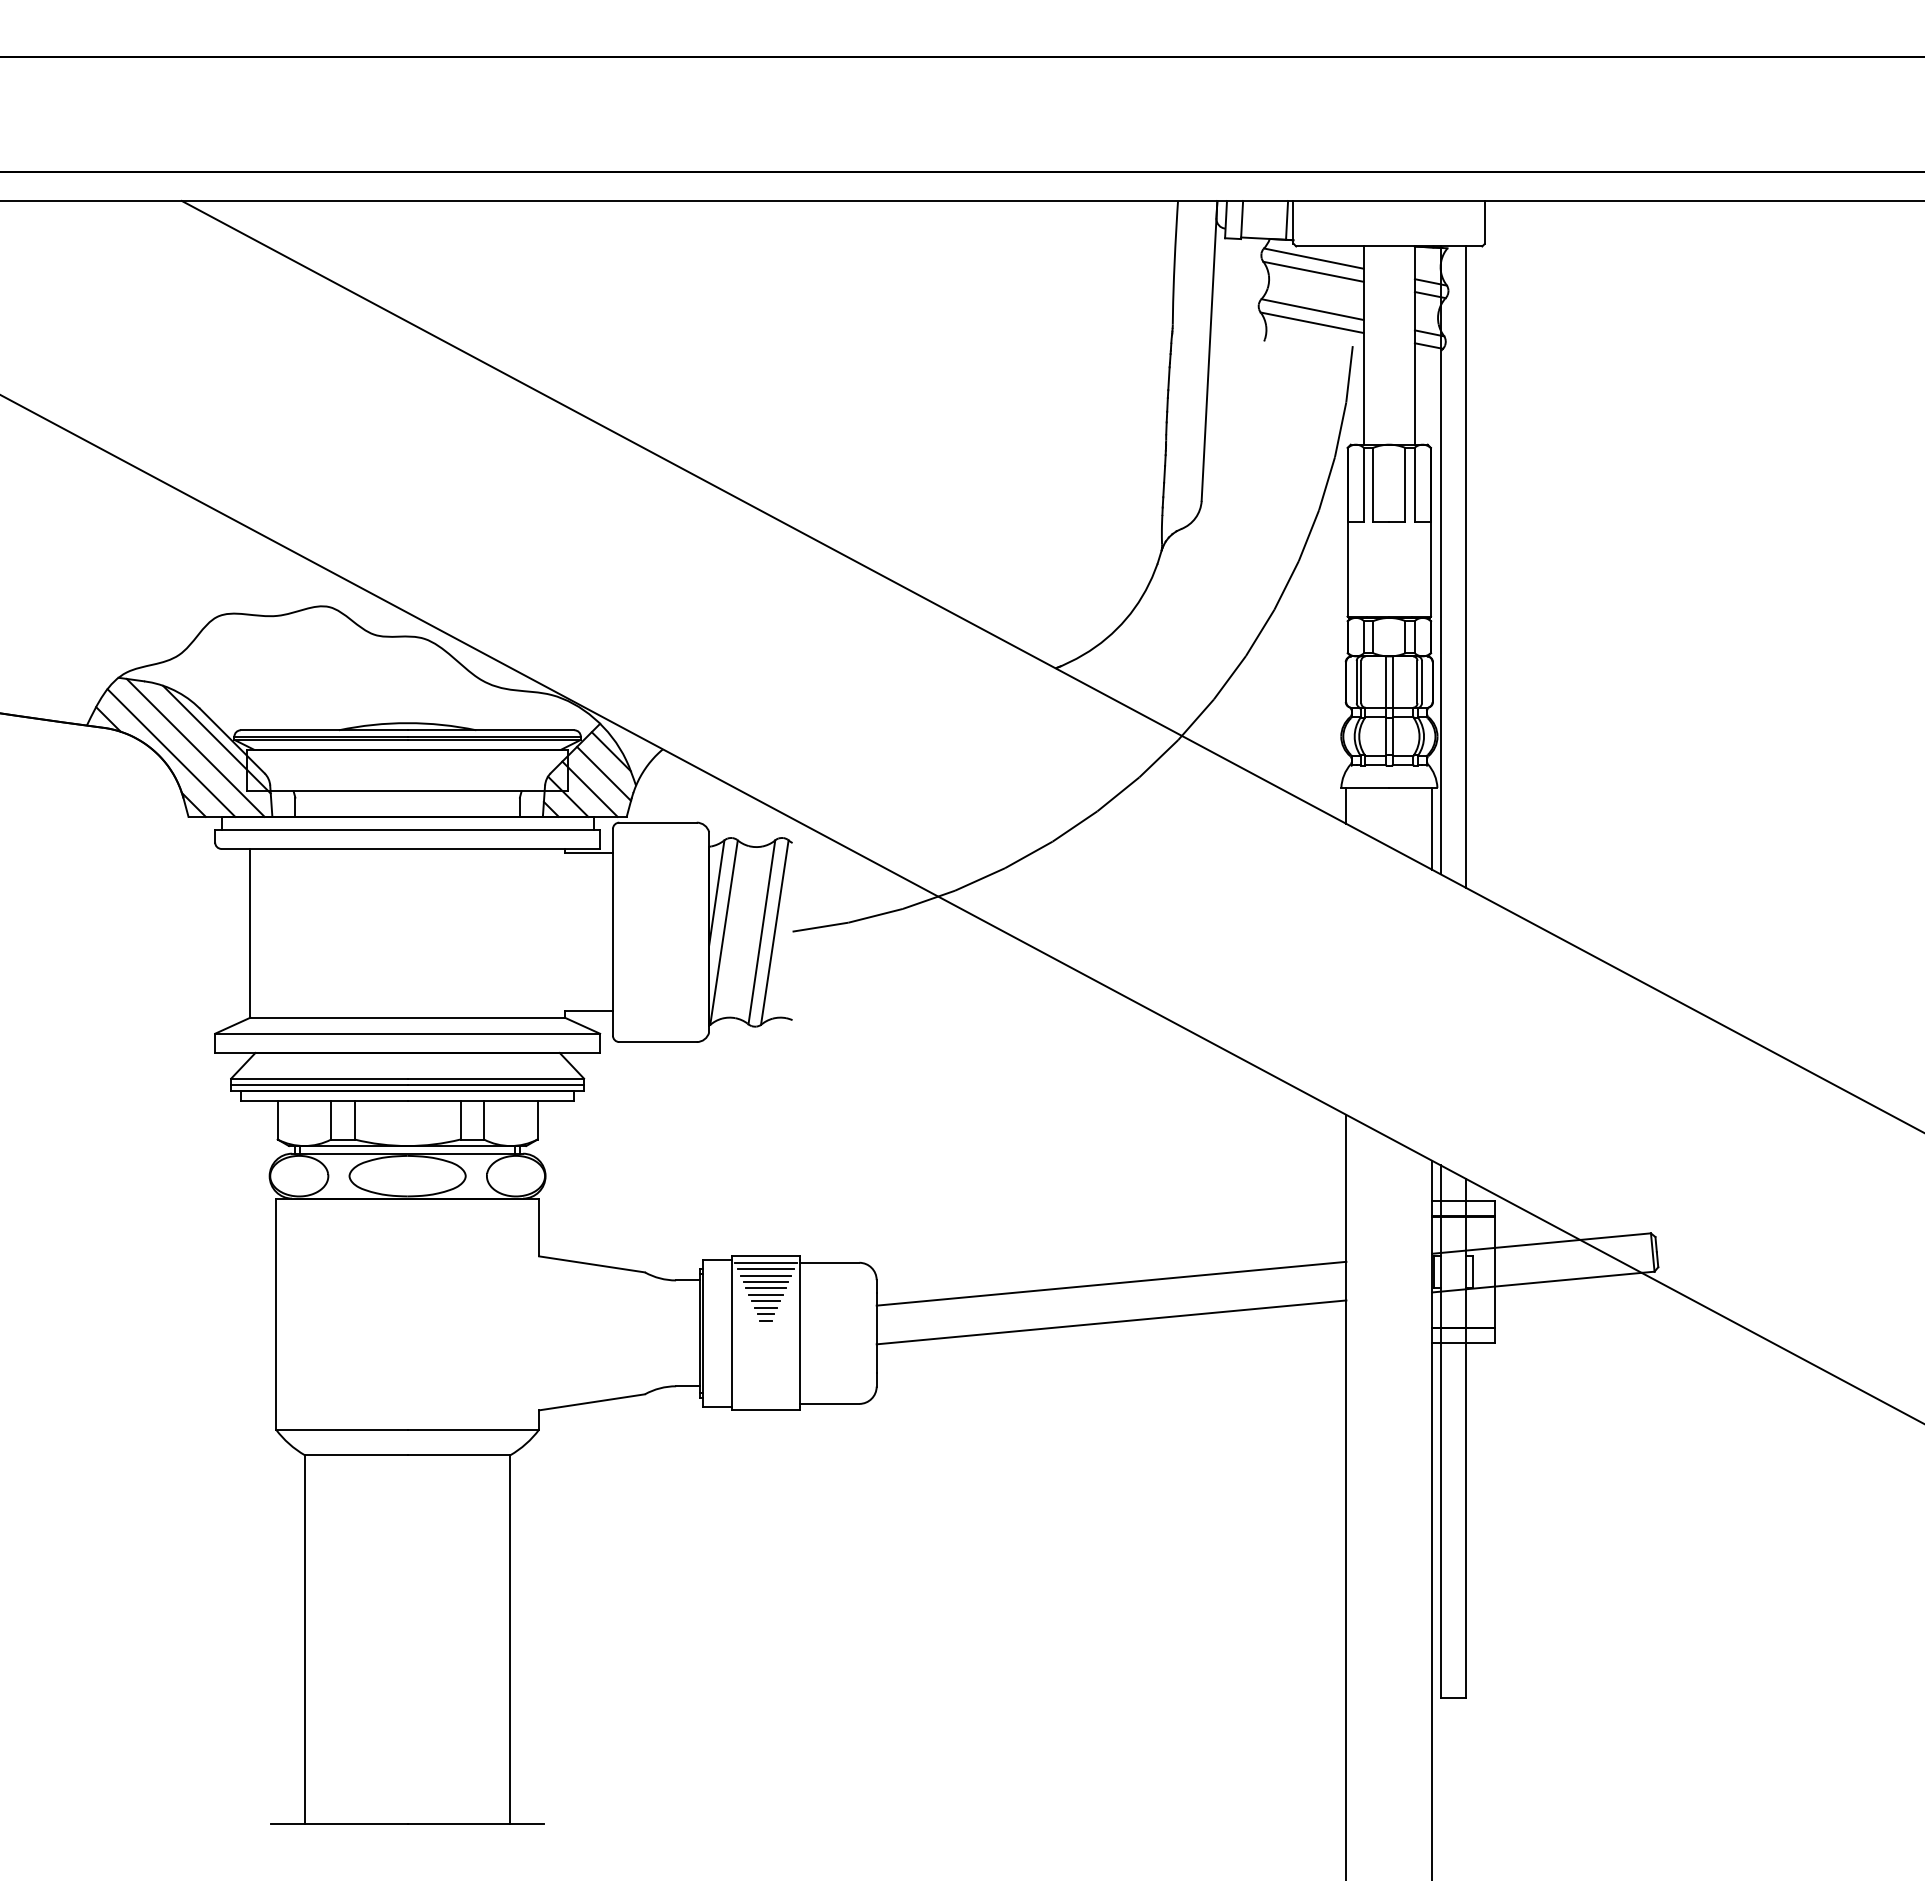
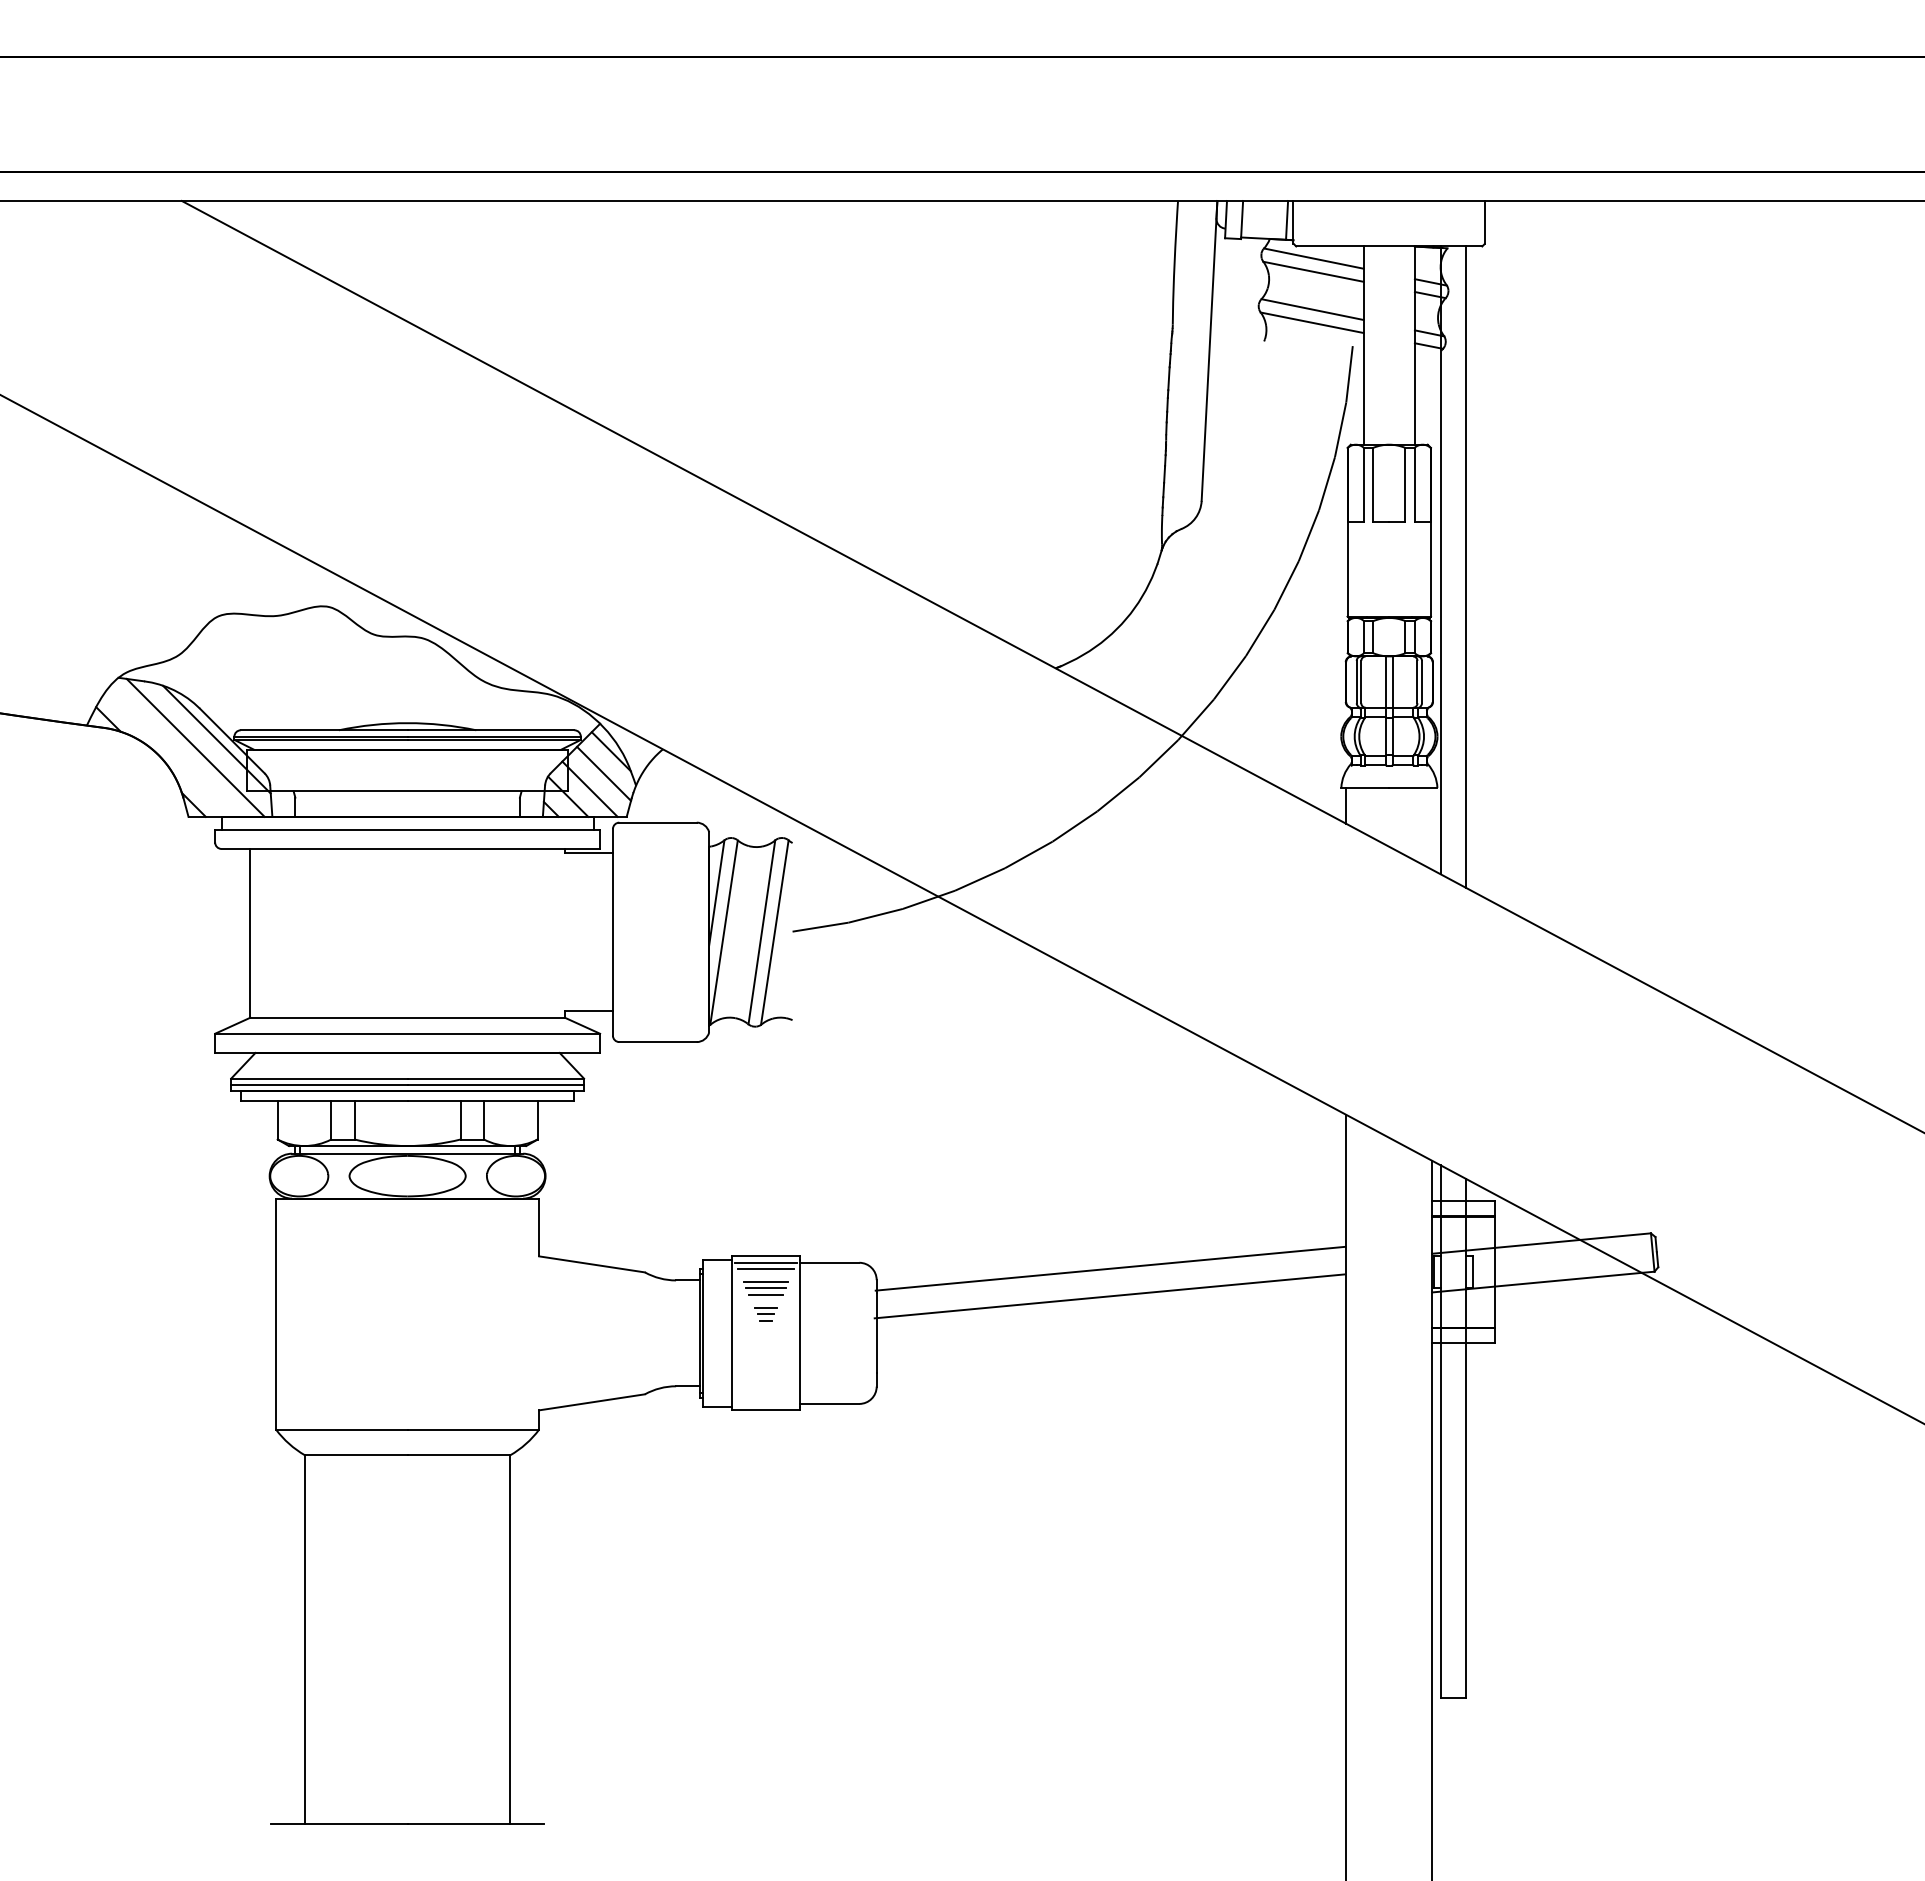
line: present -> none (171, 752)
line: present -> none (1432, 828)
line: present -> none (765, 1275)
line position: (1111, 1283) -> (1110, 1268) (1110, 1268)
line: present -> none (765, 1301)
line position: (1111, 1322) -> (1109, 1296) (1109, 1296)
